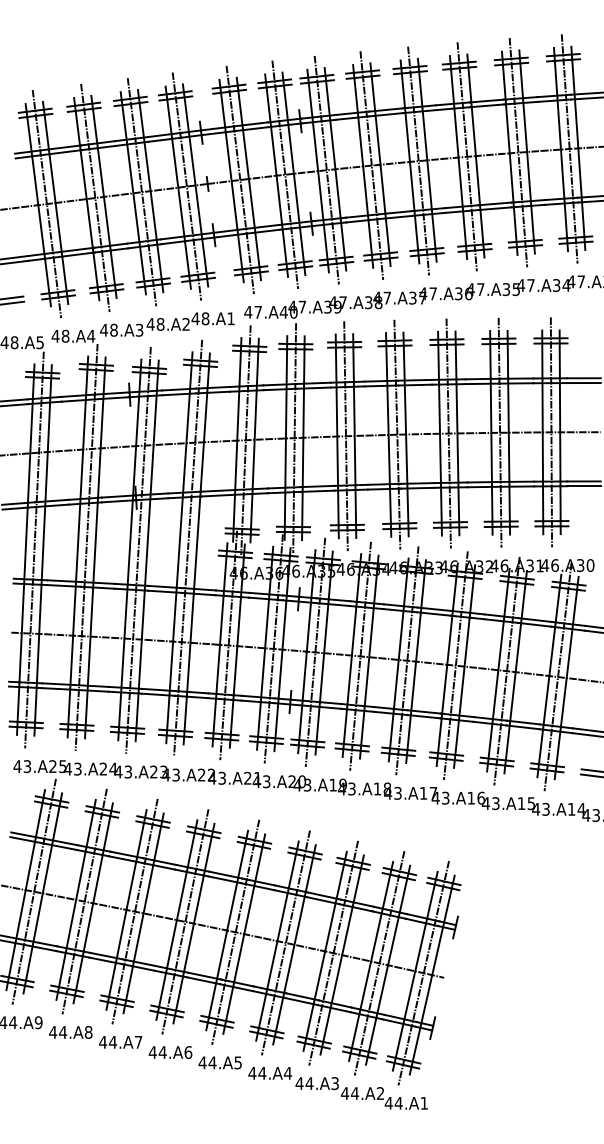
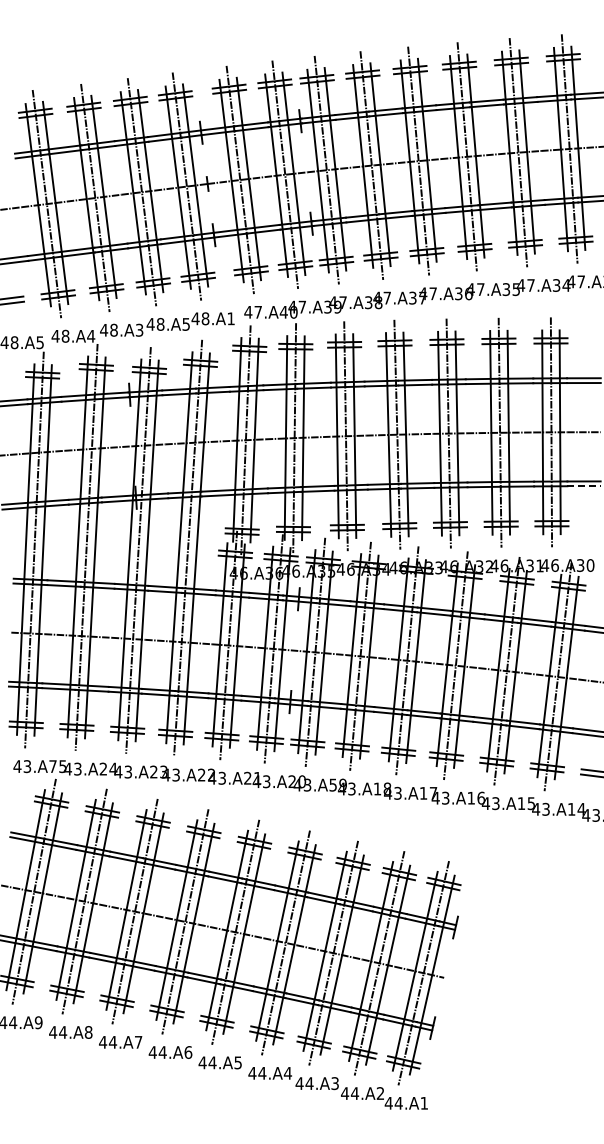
text: 48.A2 -> 48.A5 (185, 324)
line: solid -> dashed (584, 486)
text: 43.A25 -> 43.A75 (52, 766)
text: 43.A19 -> 43.A59 (332, 784)
